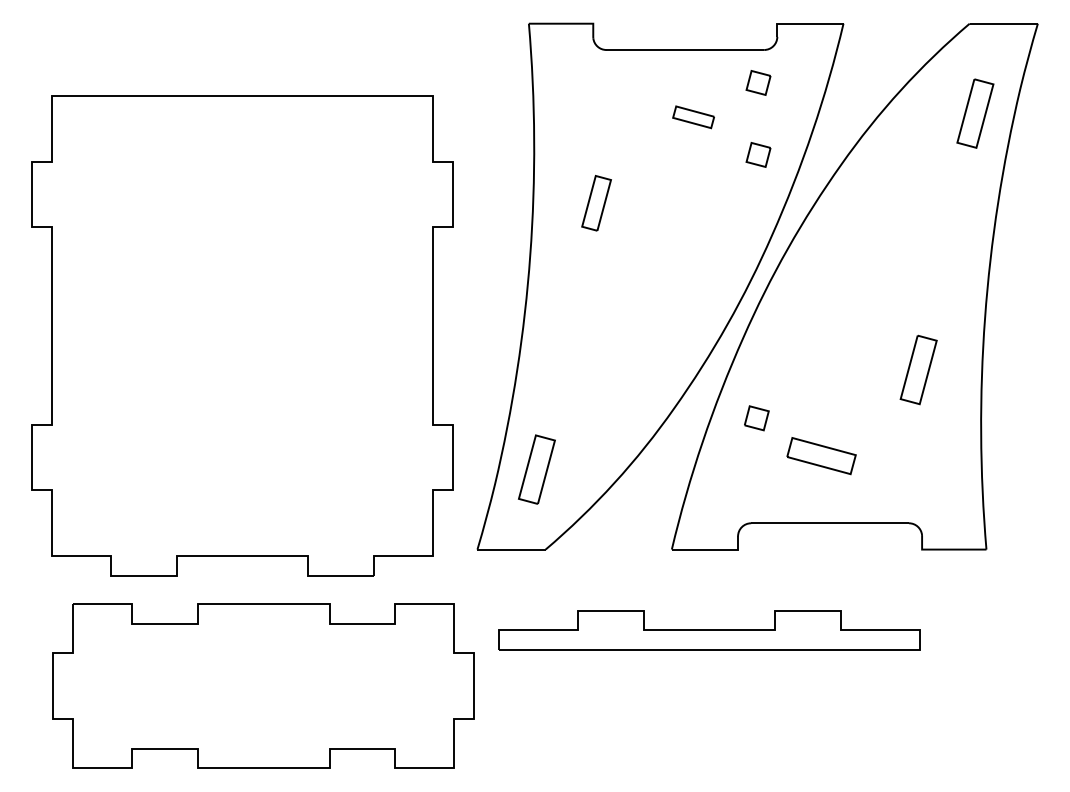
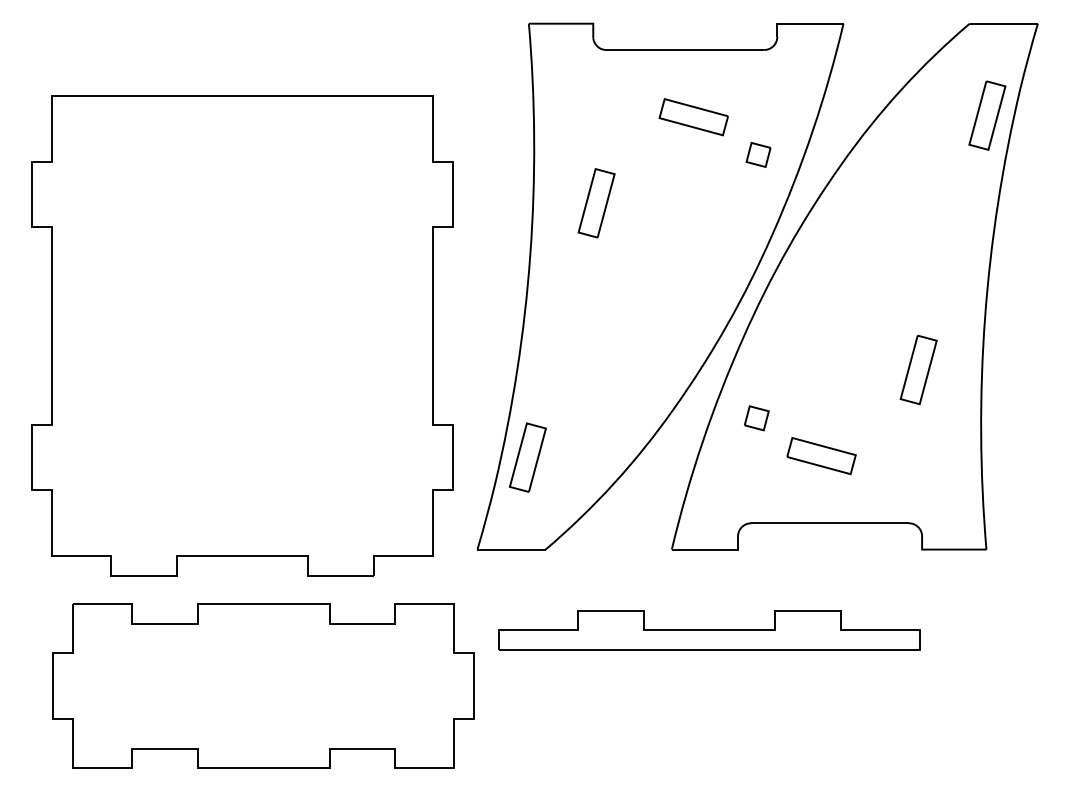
part: present -> none (758, 82)
part position: (975, 113) -> (987, 115) (987, 115)
part size: 43x25 px -> 71x39 px (693, 117)
part size: 31x57 px -> 39x71 px (596, 203)
part position: (536, 469) -> (527, 457) (527, 457)
